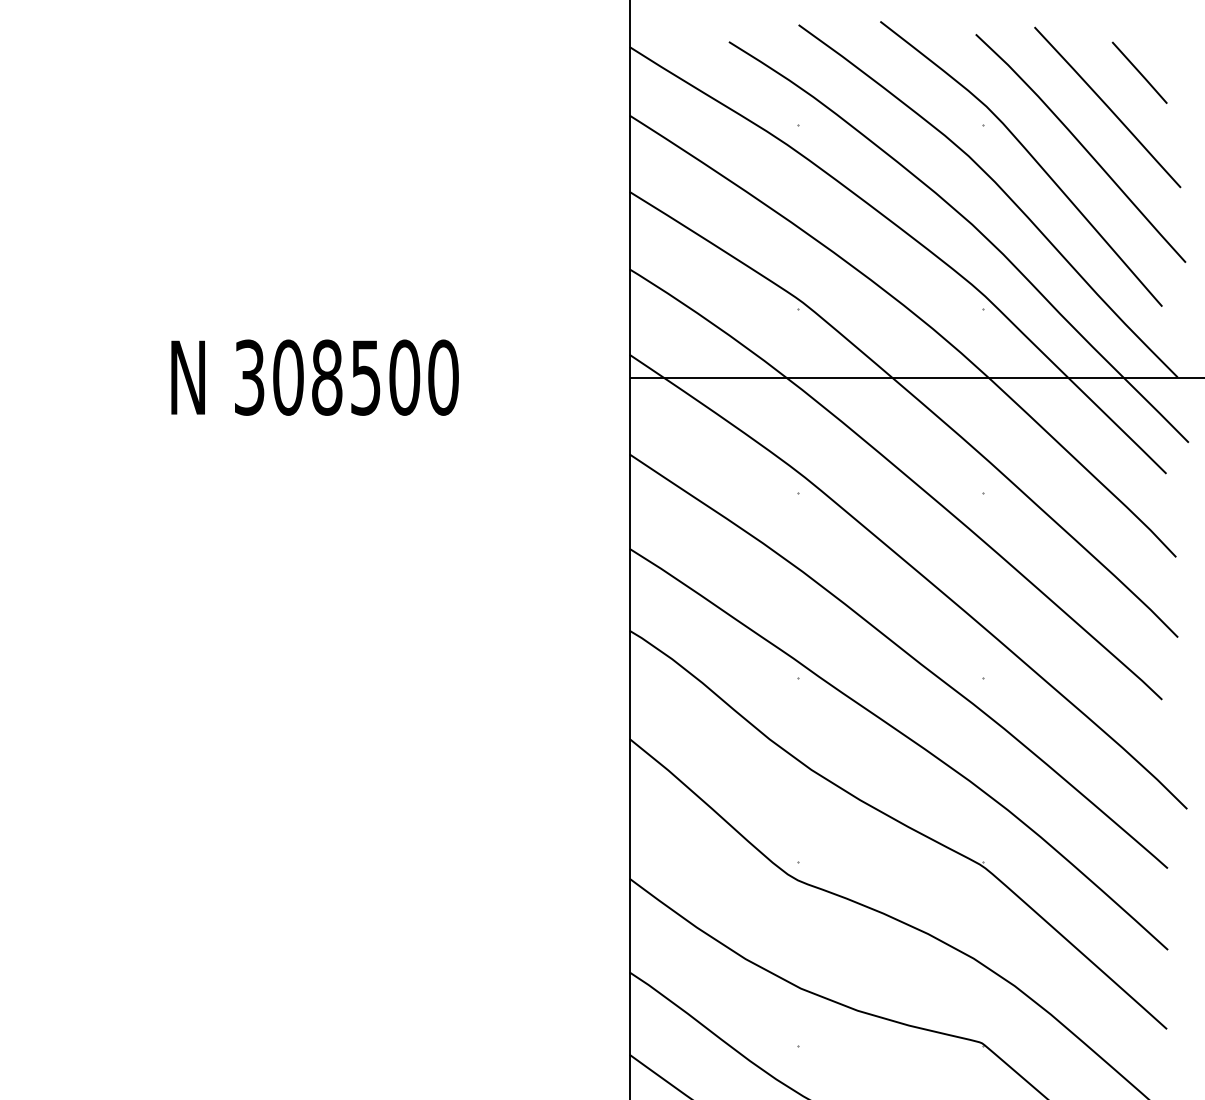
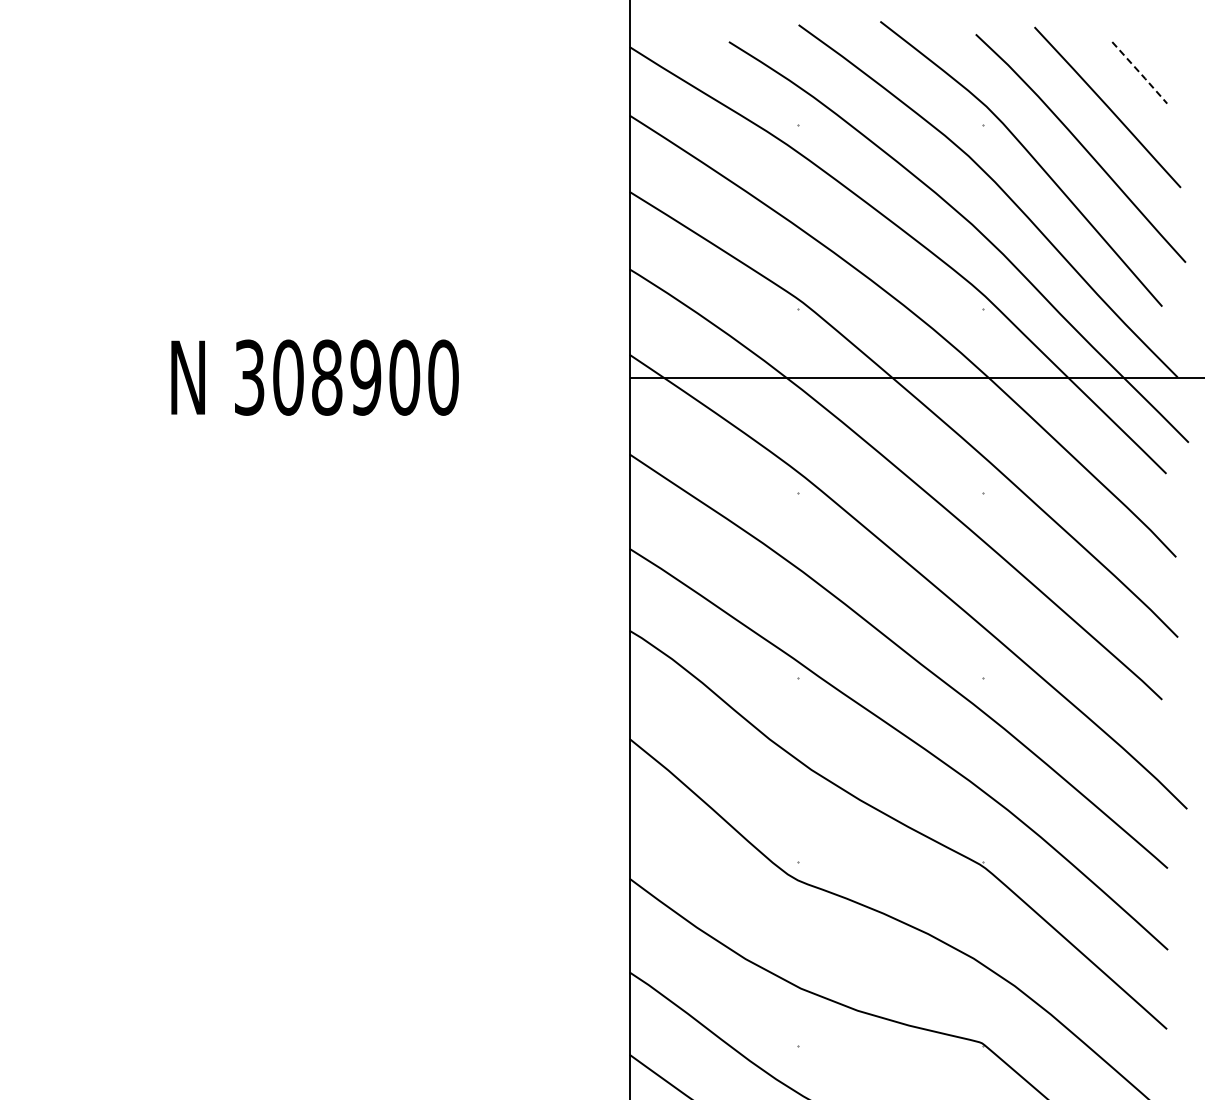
line: solid -> dashed (1140, 73)
text: 308500 -> 308900 (365, 377)
